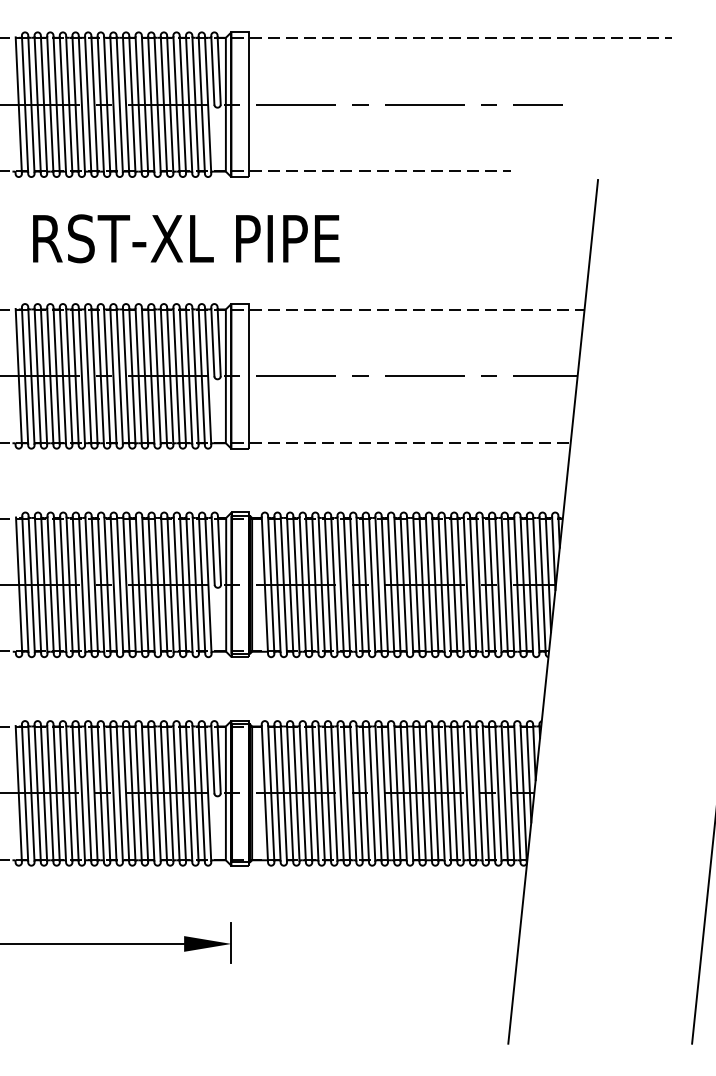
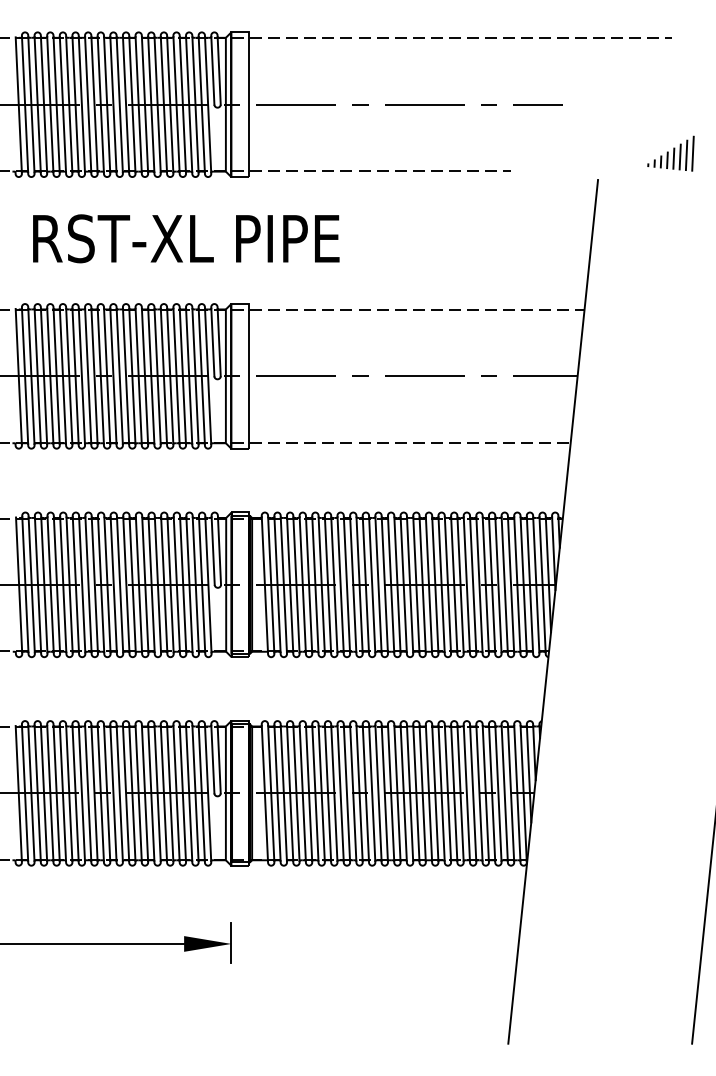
part: none -> present (670, 153)
